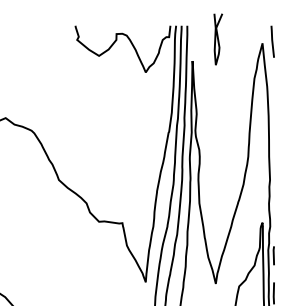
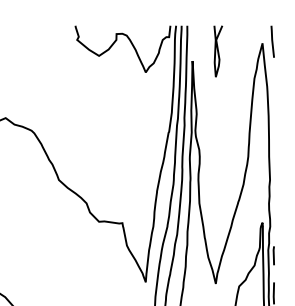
curve position: (218, 39) -> (218, 51) (218, 51)
